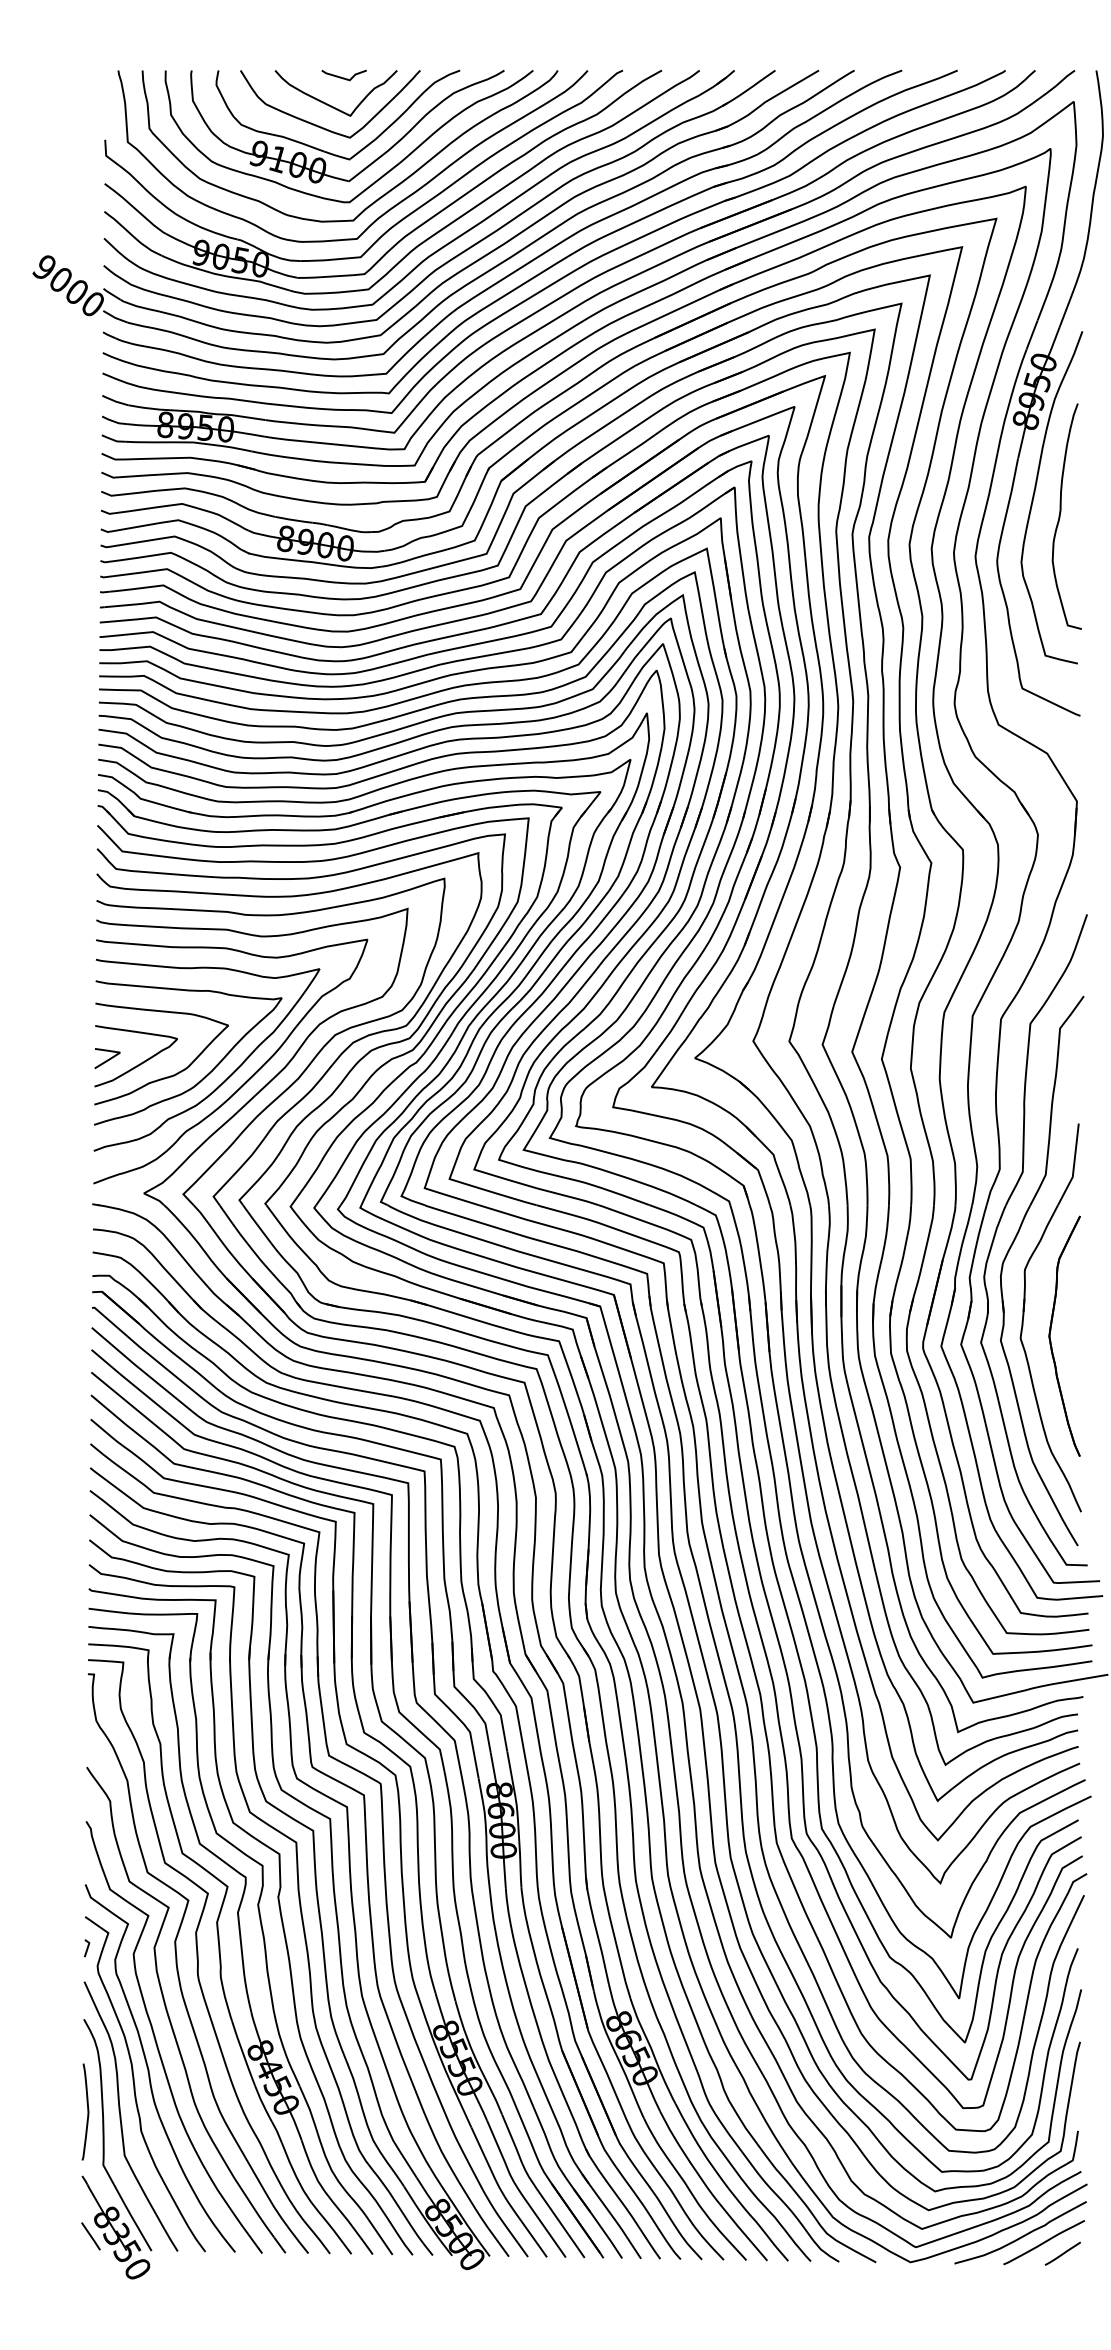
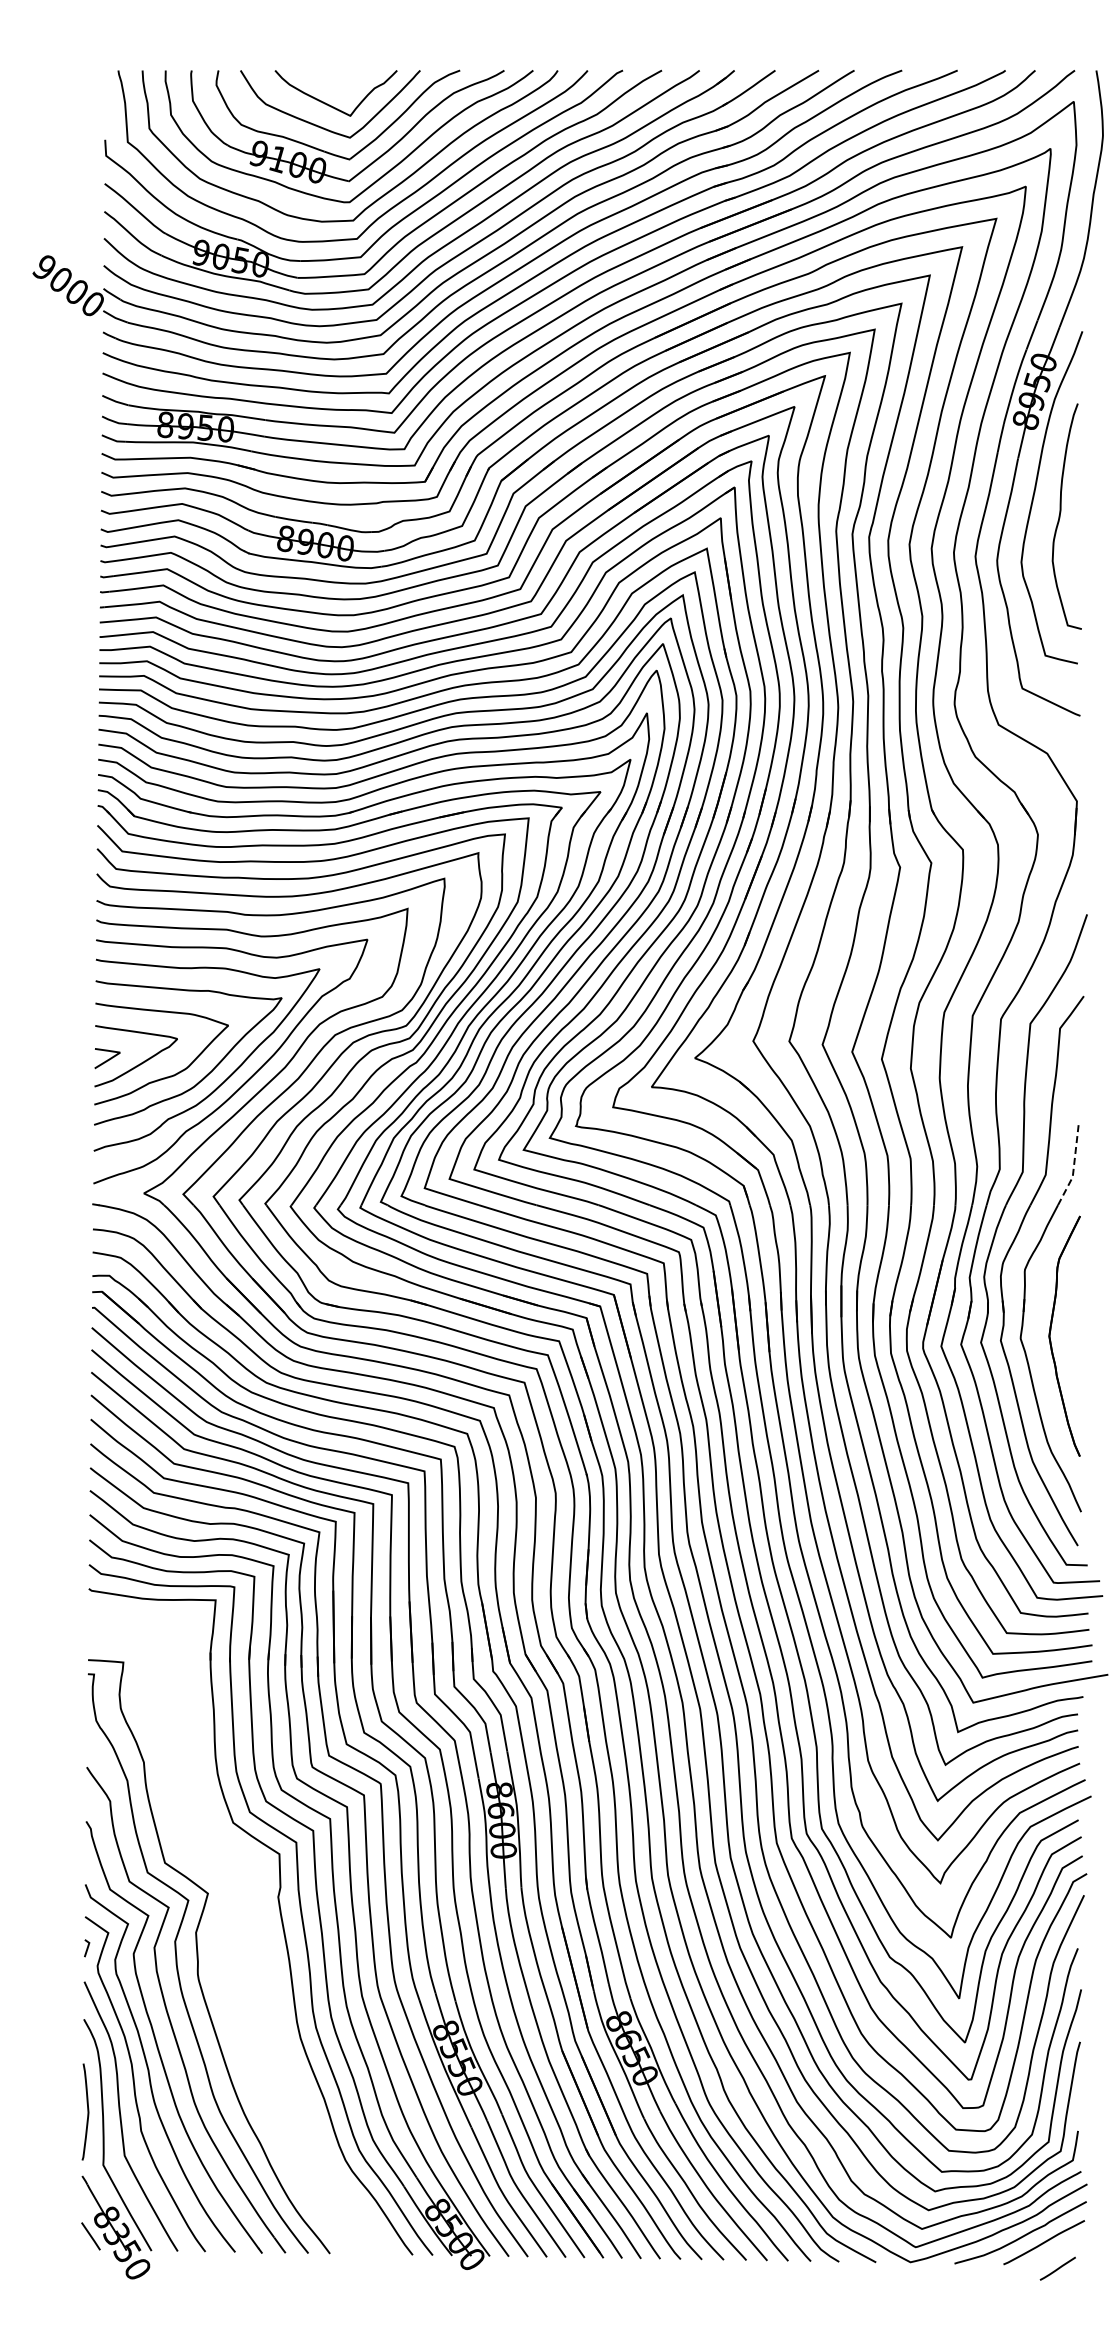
curve: present -> none (343, 77)
line: solid -> dashed (1073, 1166)
part: present -> none (240, 1930)
line position: (1062, 2253) -> (1057, 2268) (1057, 2268)
